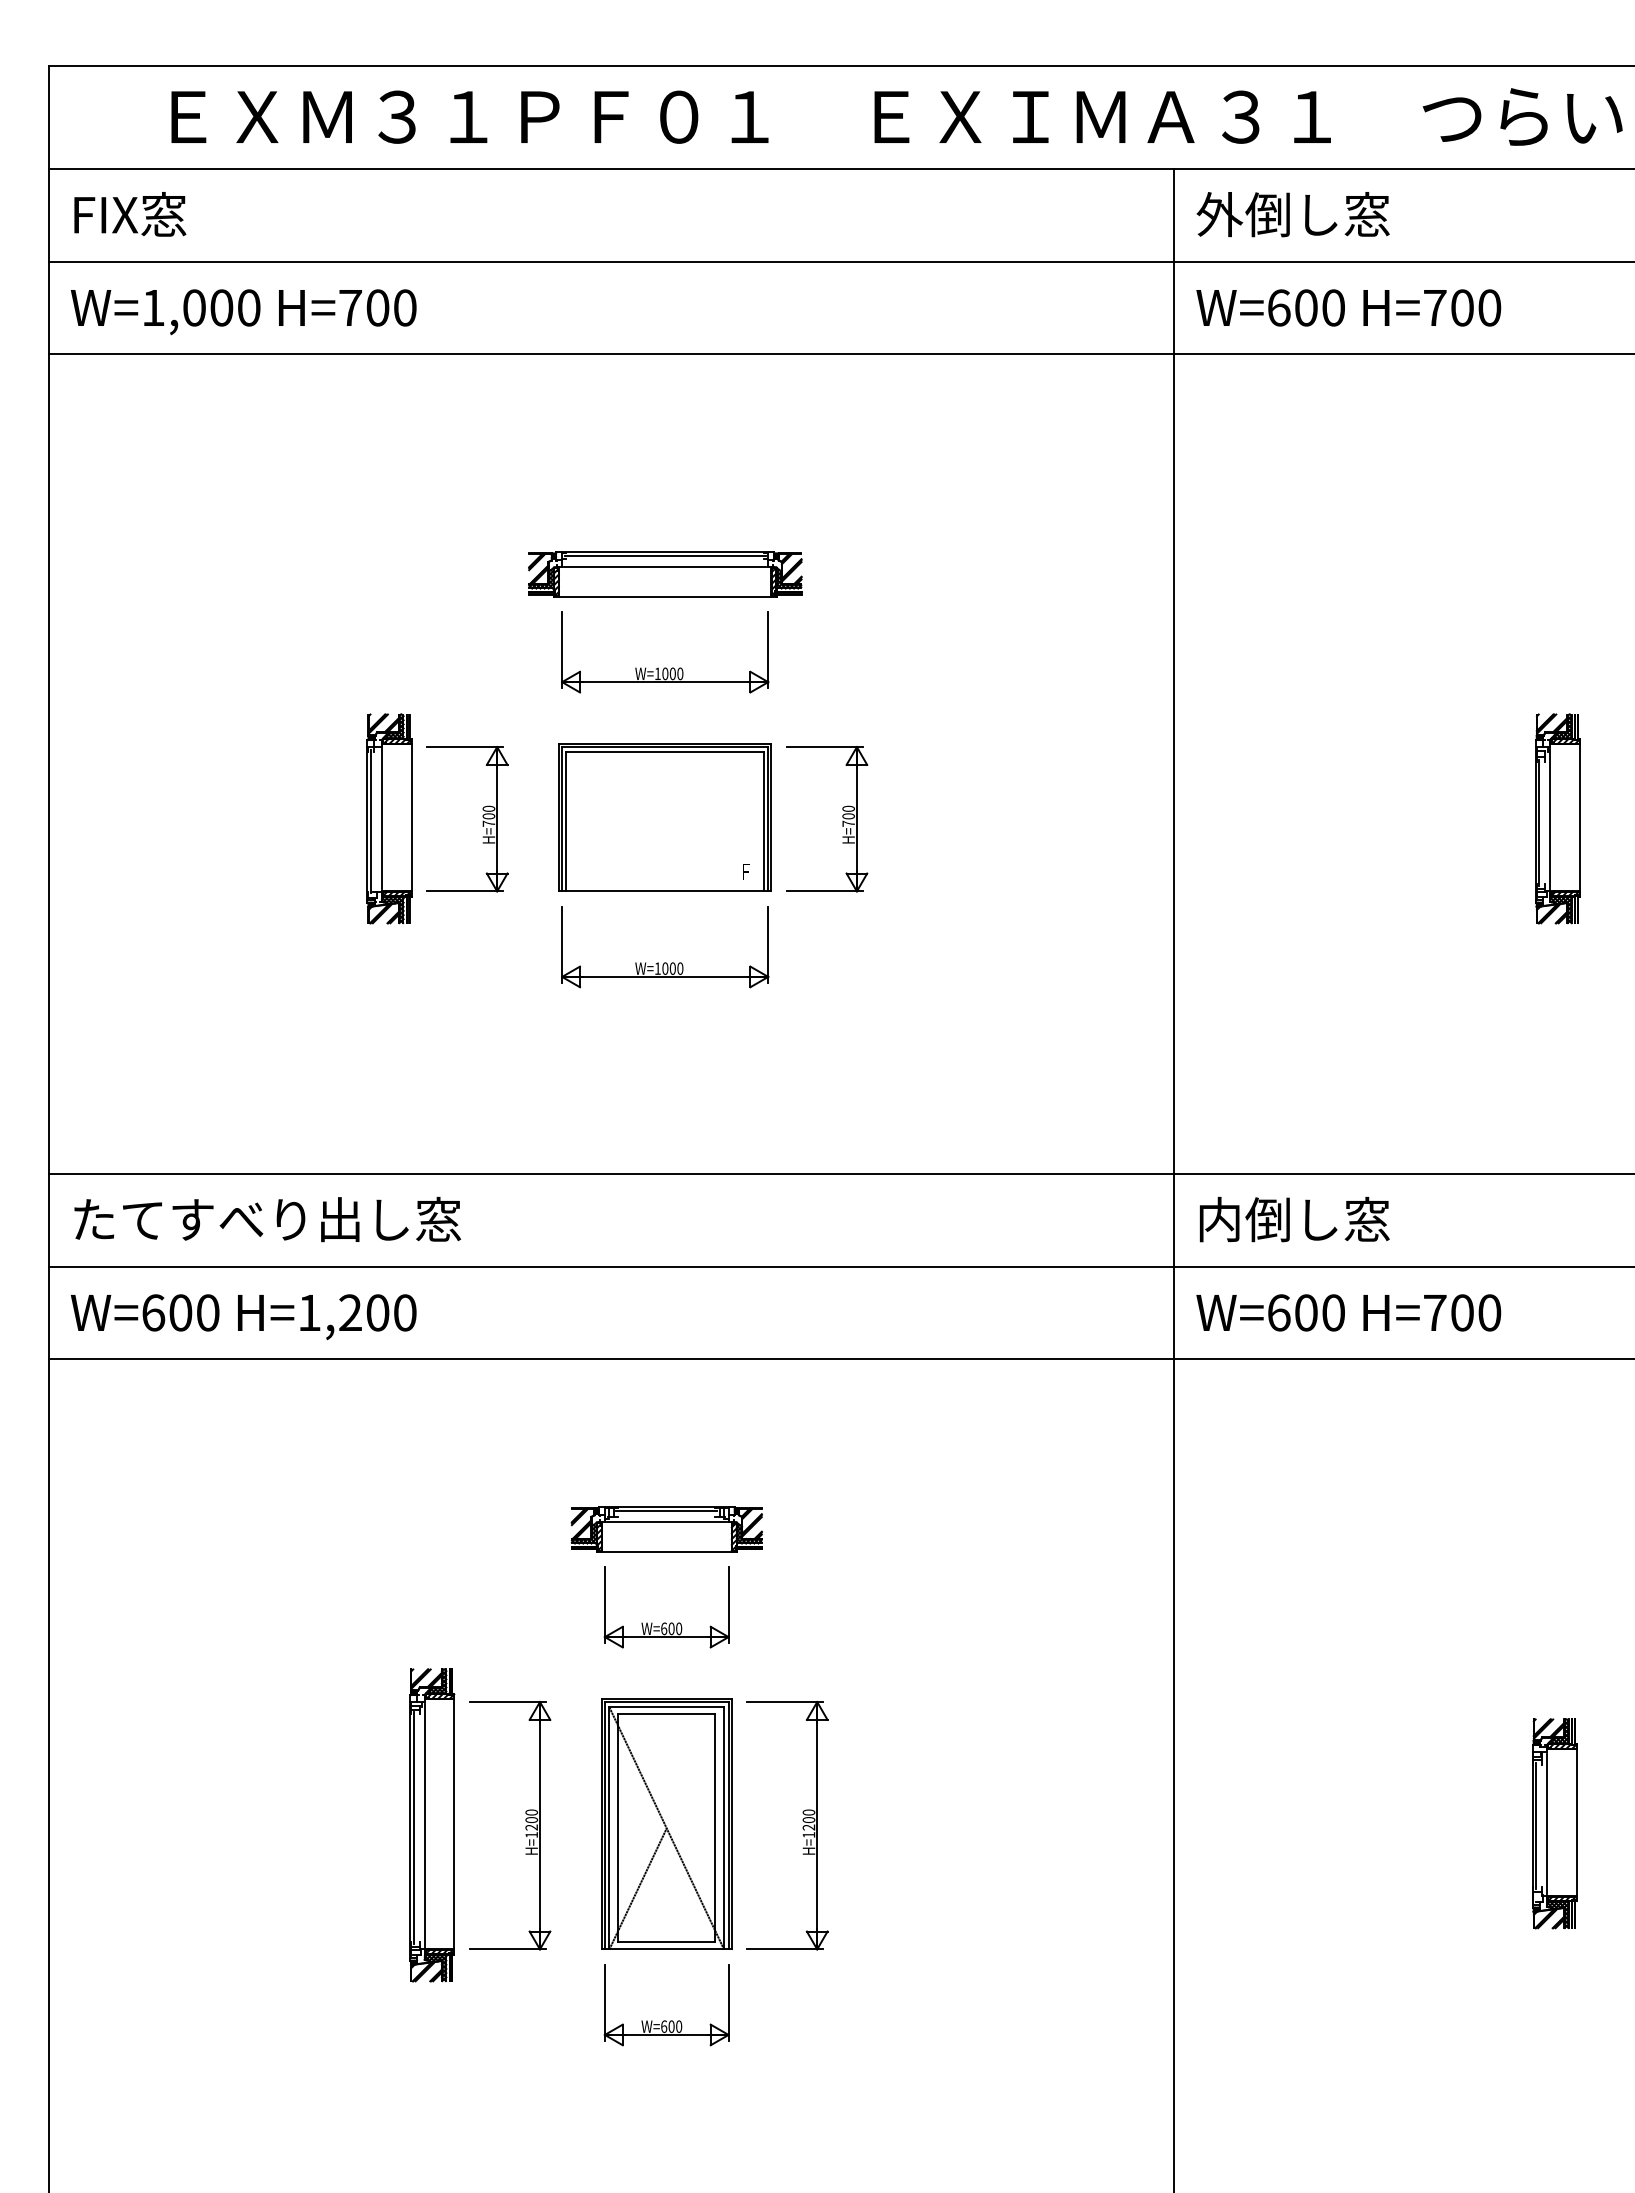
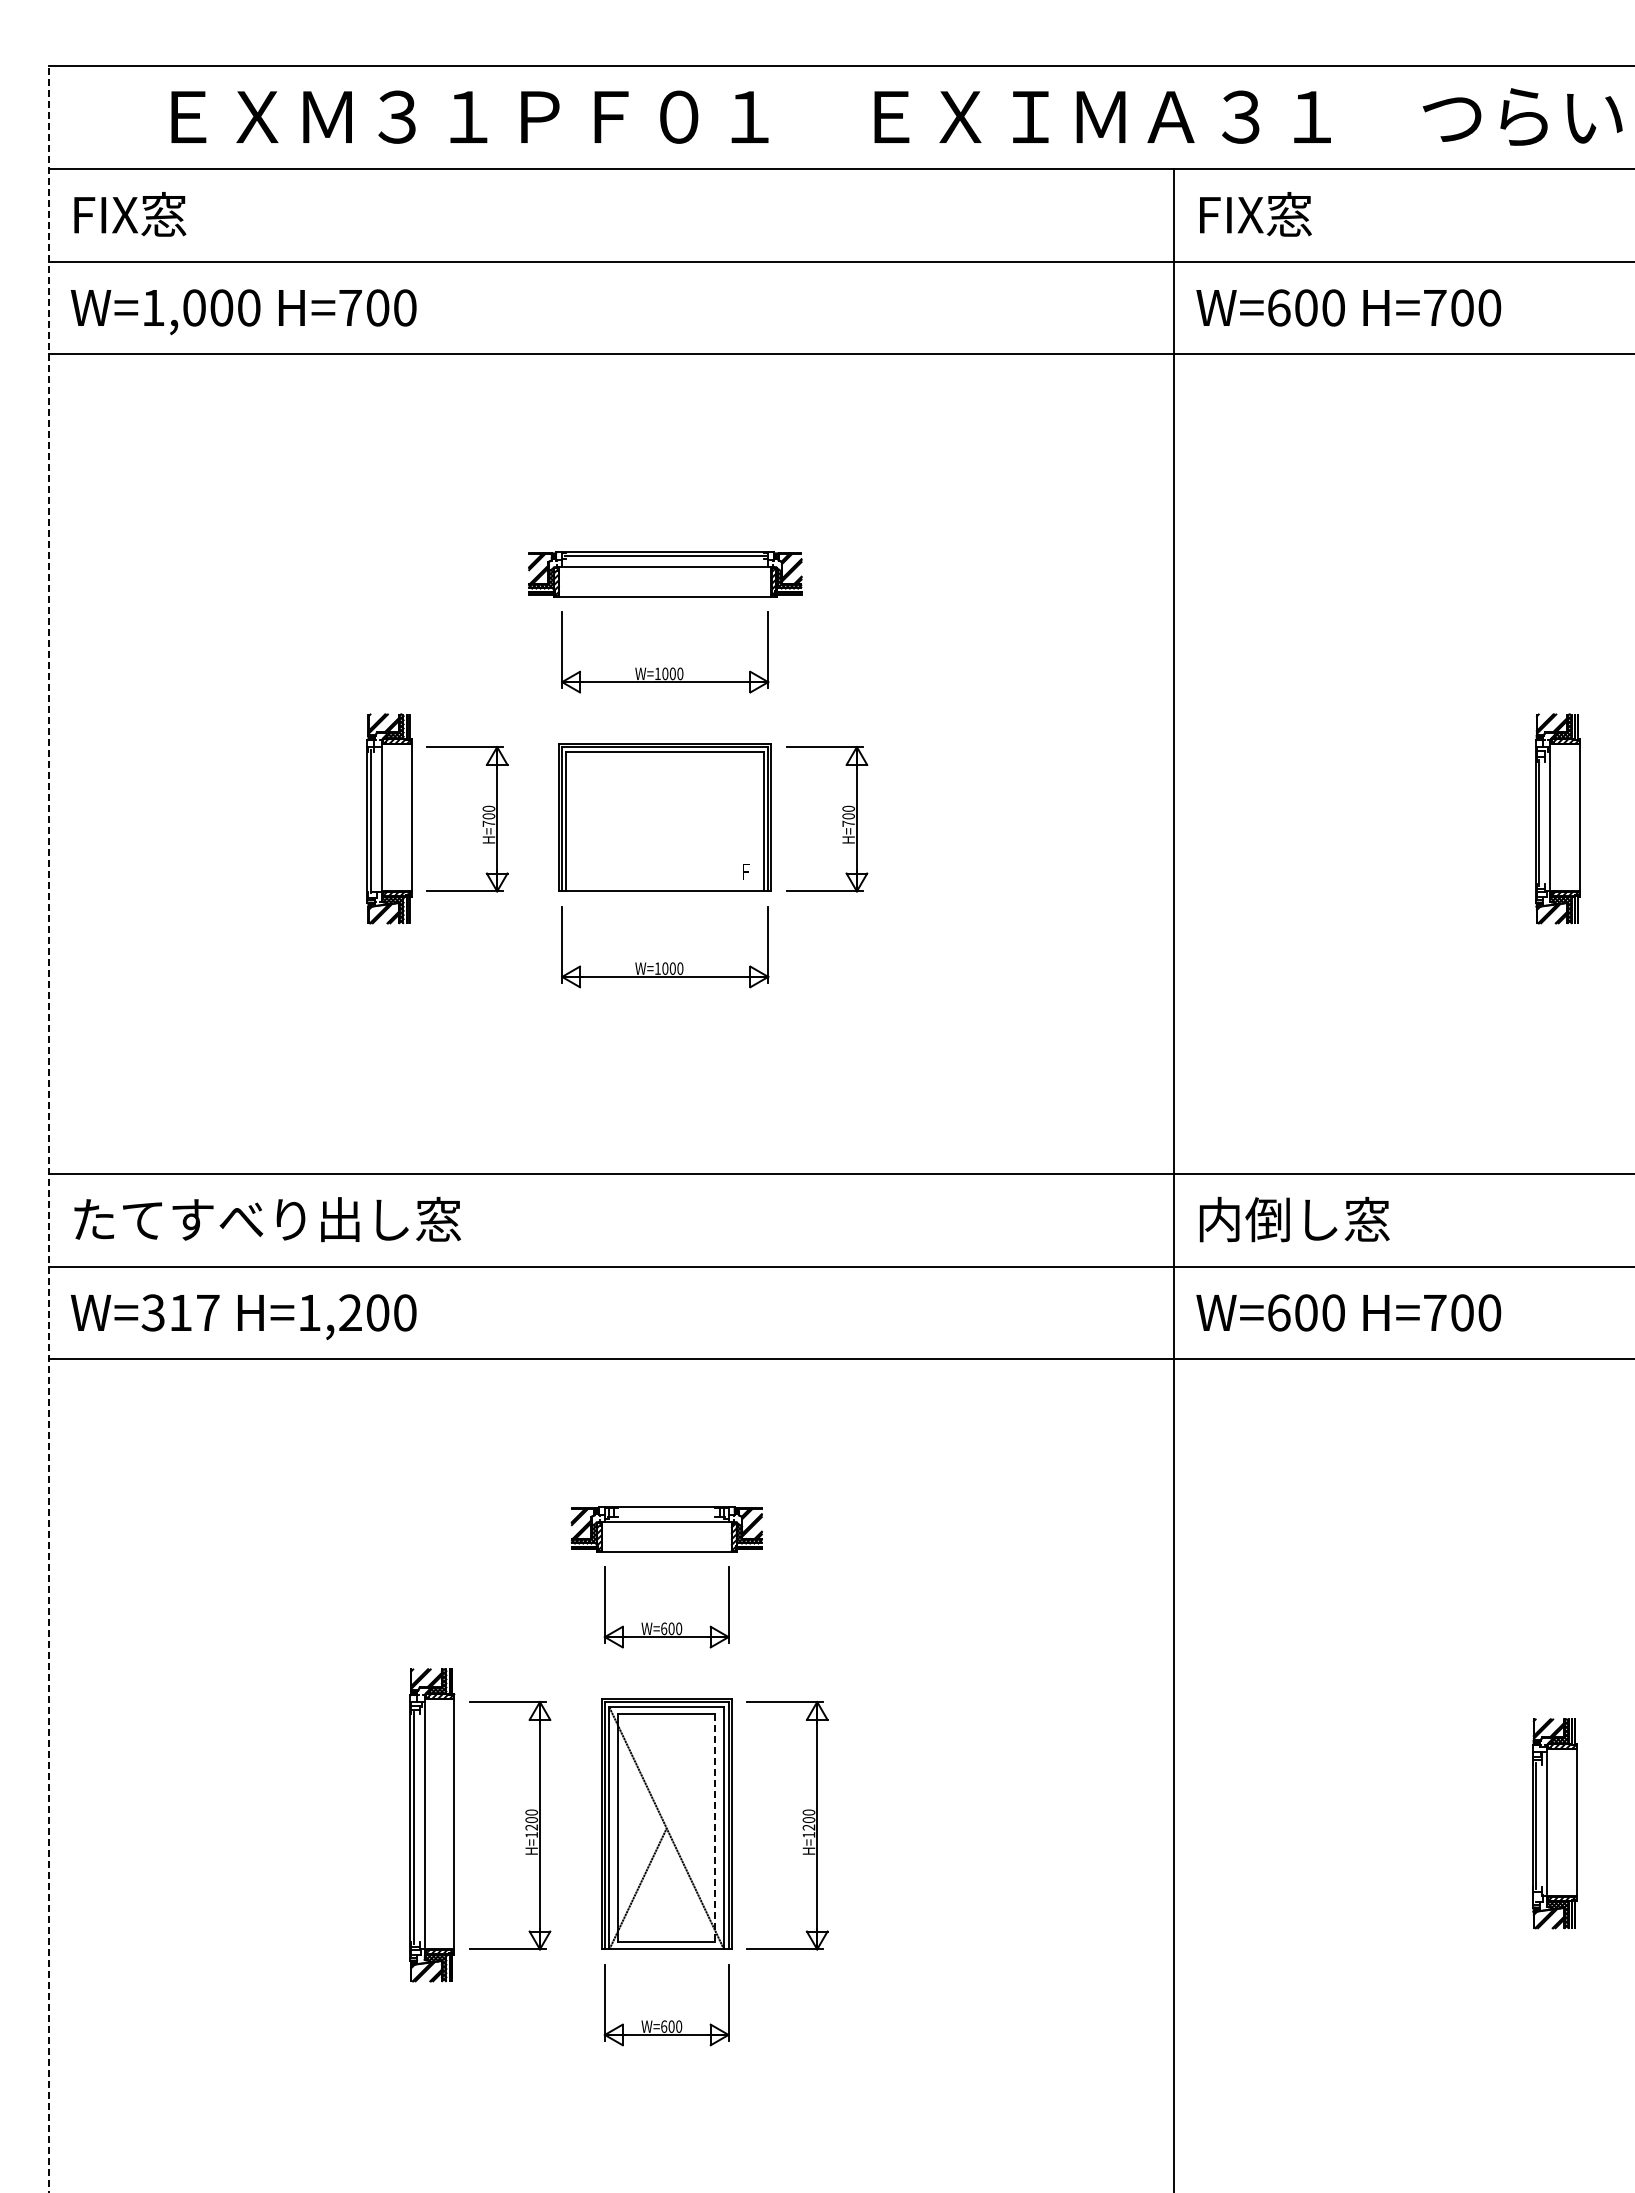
text: 外倒し窓 -> FIX窓 (1292, 214)
line: solid -> dashed (48, 1128)
text: W=600 -> W=317 (180, 1312)
line: present -> none (666, 1510)
line: solid -> dashed (715, 1828)
